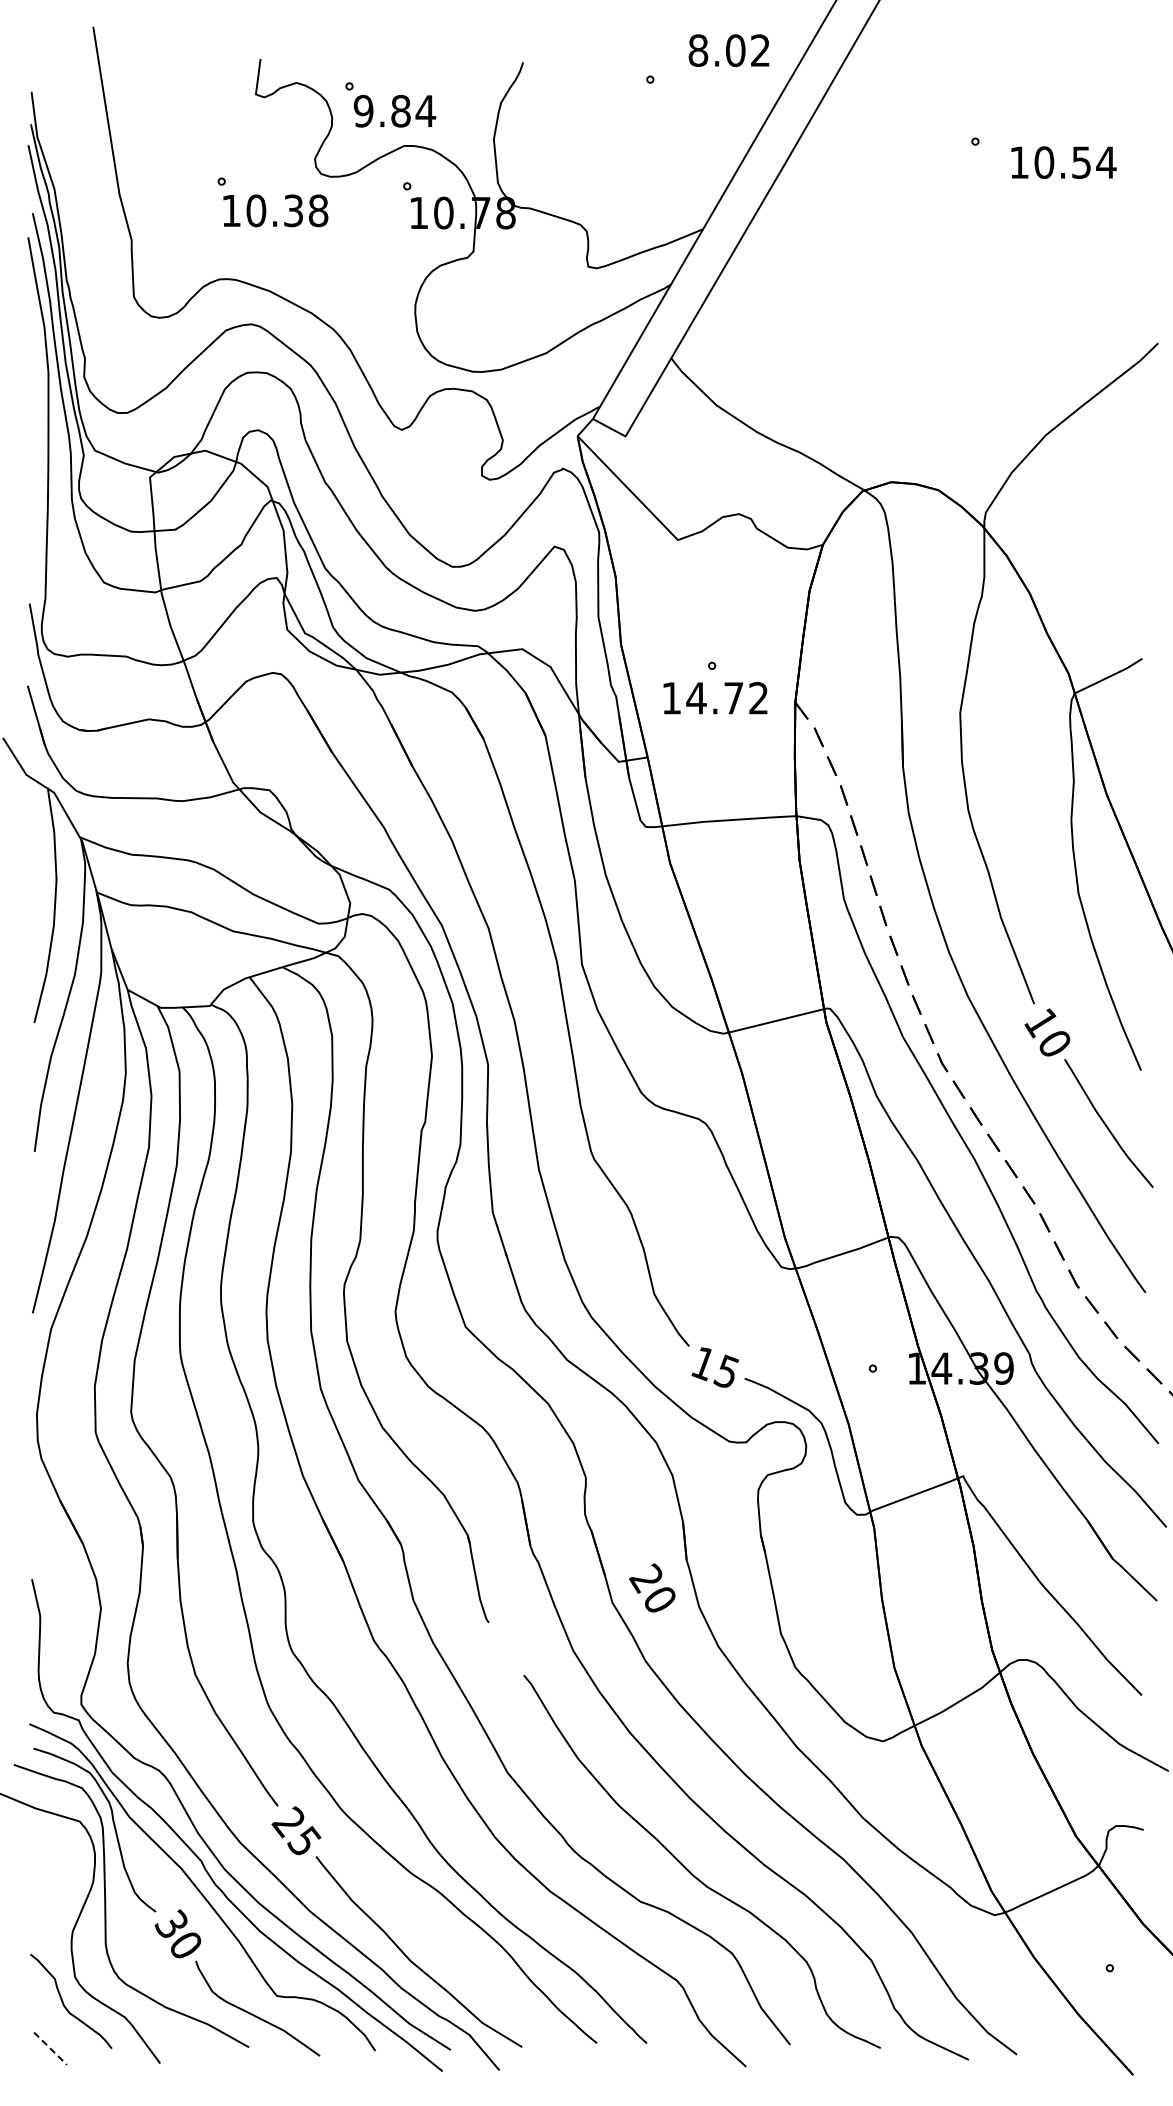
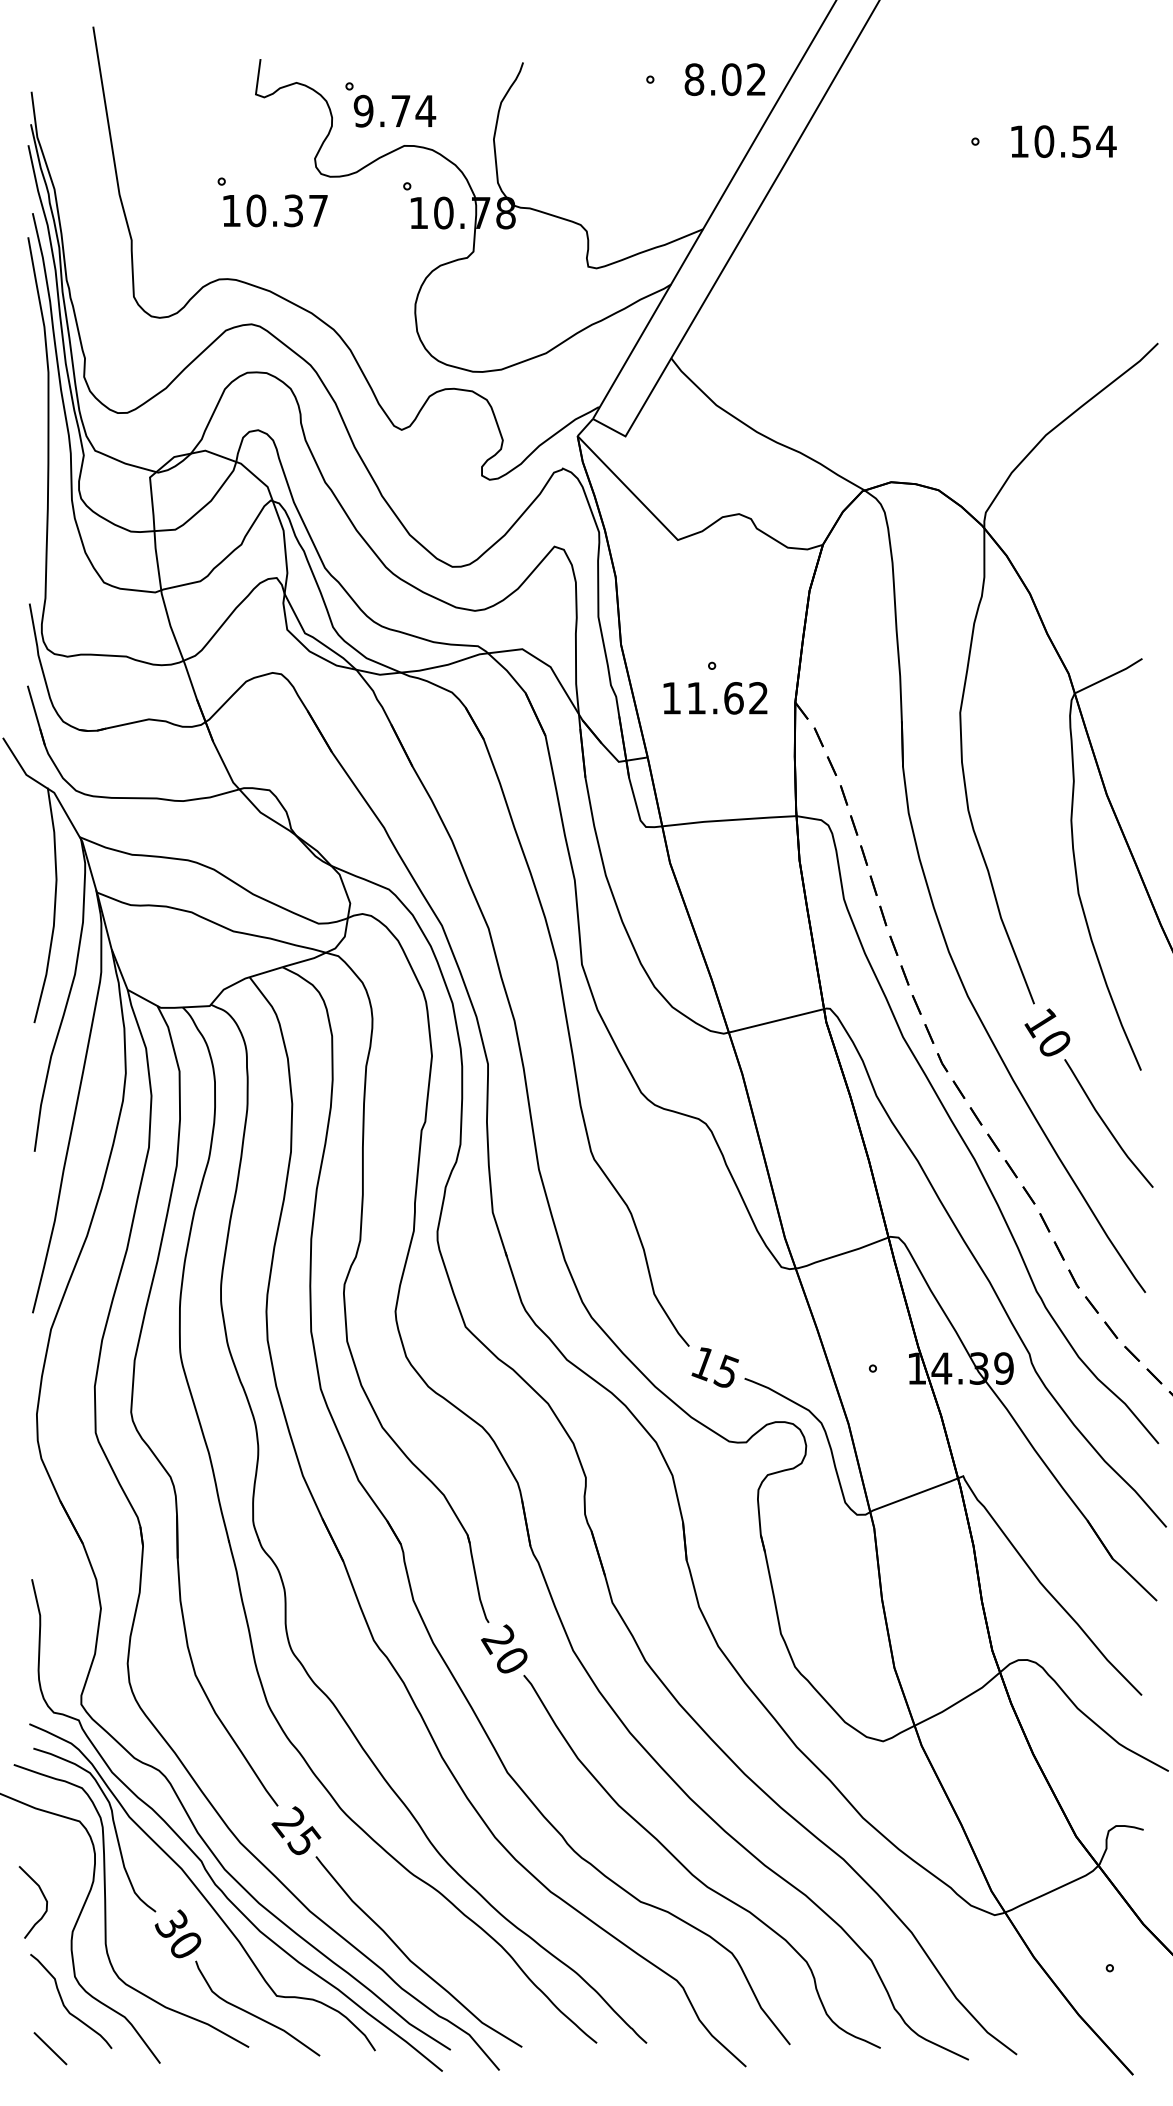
text position: (728, 50) -> (724, 79) (724, 79)
text: 9.84 -> 9.74 (400, 110)
text position: (1063, 162) -> (1063, 141) (1063, 141)
text: 10.38 -> 10.37 (318, 210)
text: 14.72 -> 11.62 (714, 698)
text position: (652, 1587) -> (504, 1648) (504, 1648)
curve: none -> present (43, 1897)
line: dashed -> solid (50, 2049)
